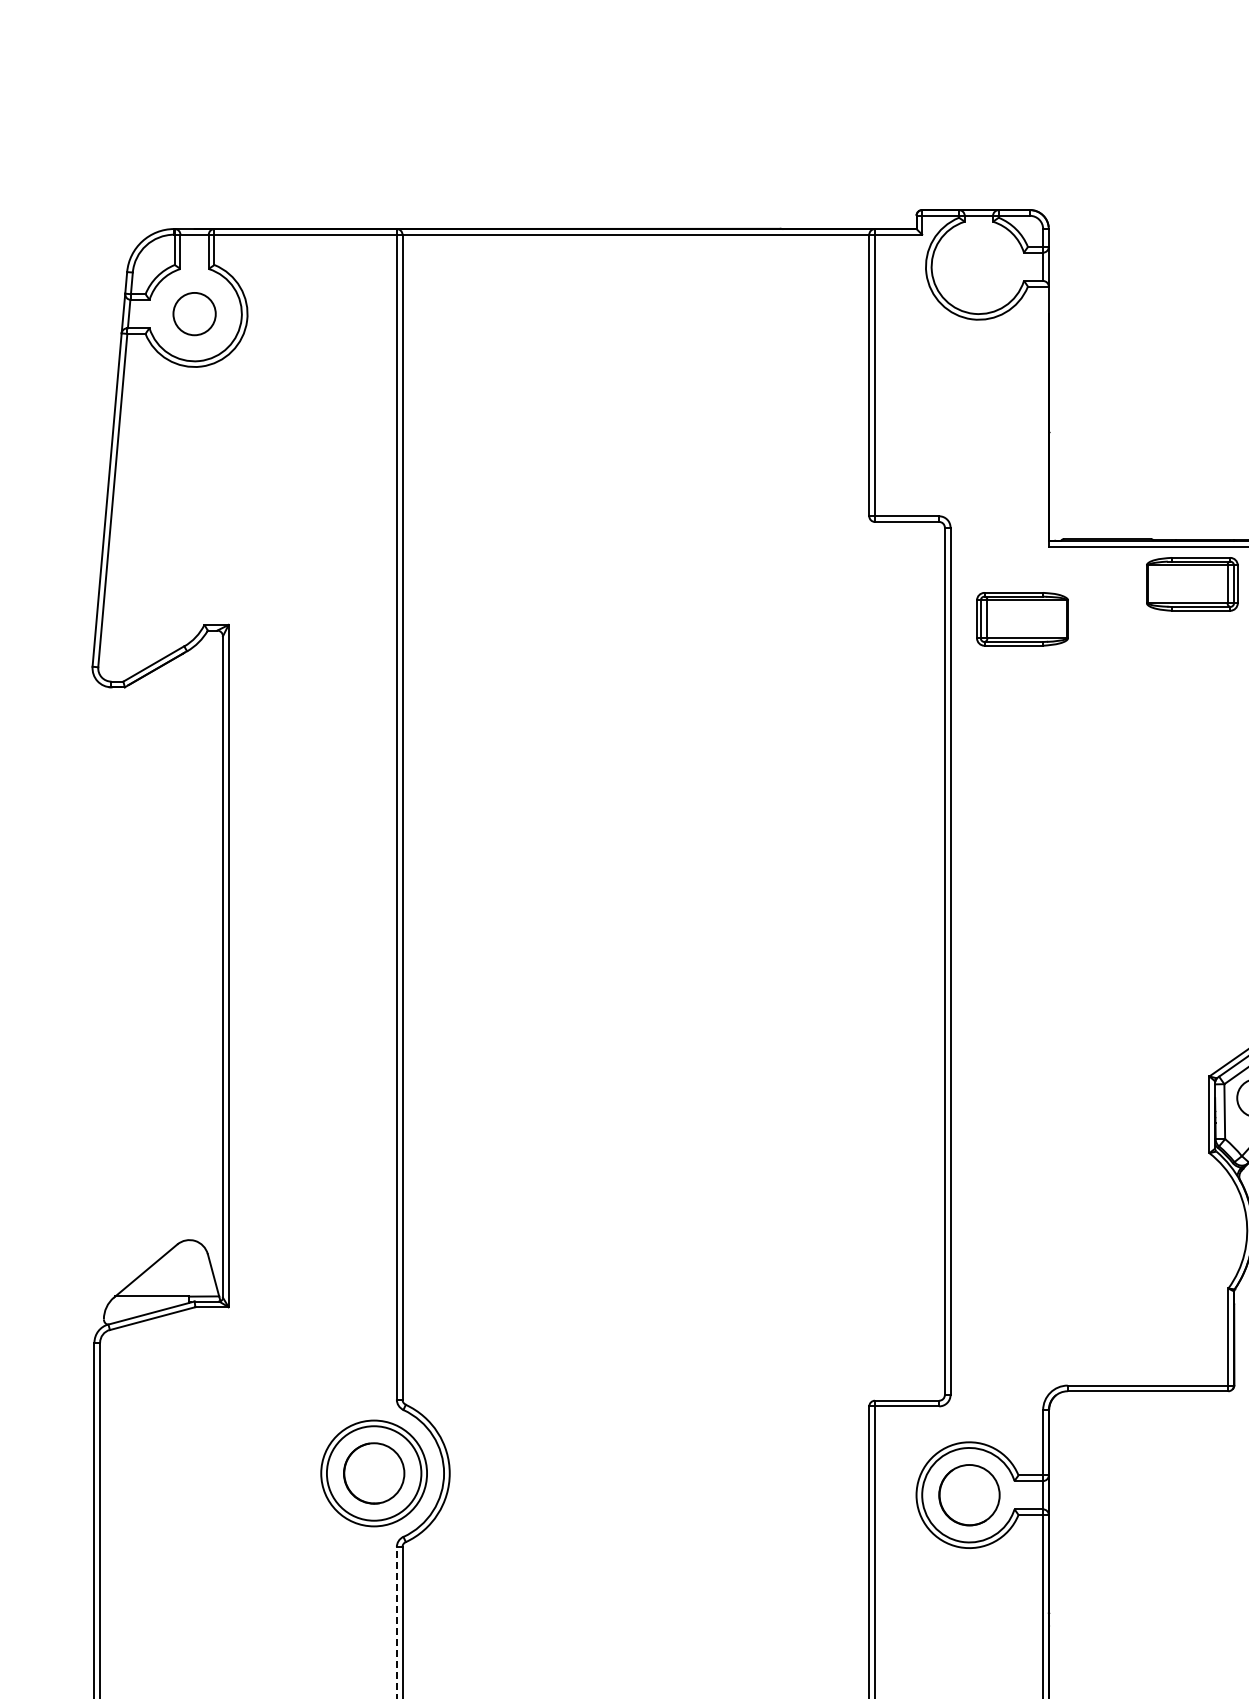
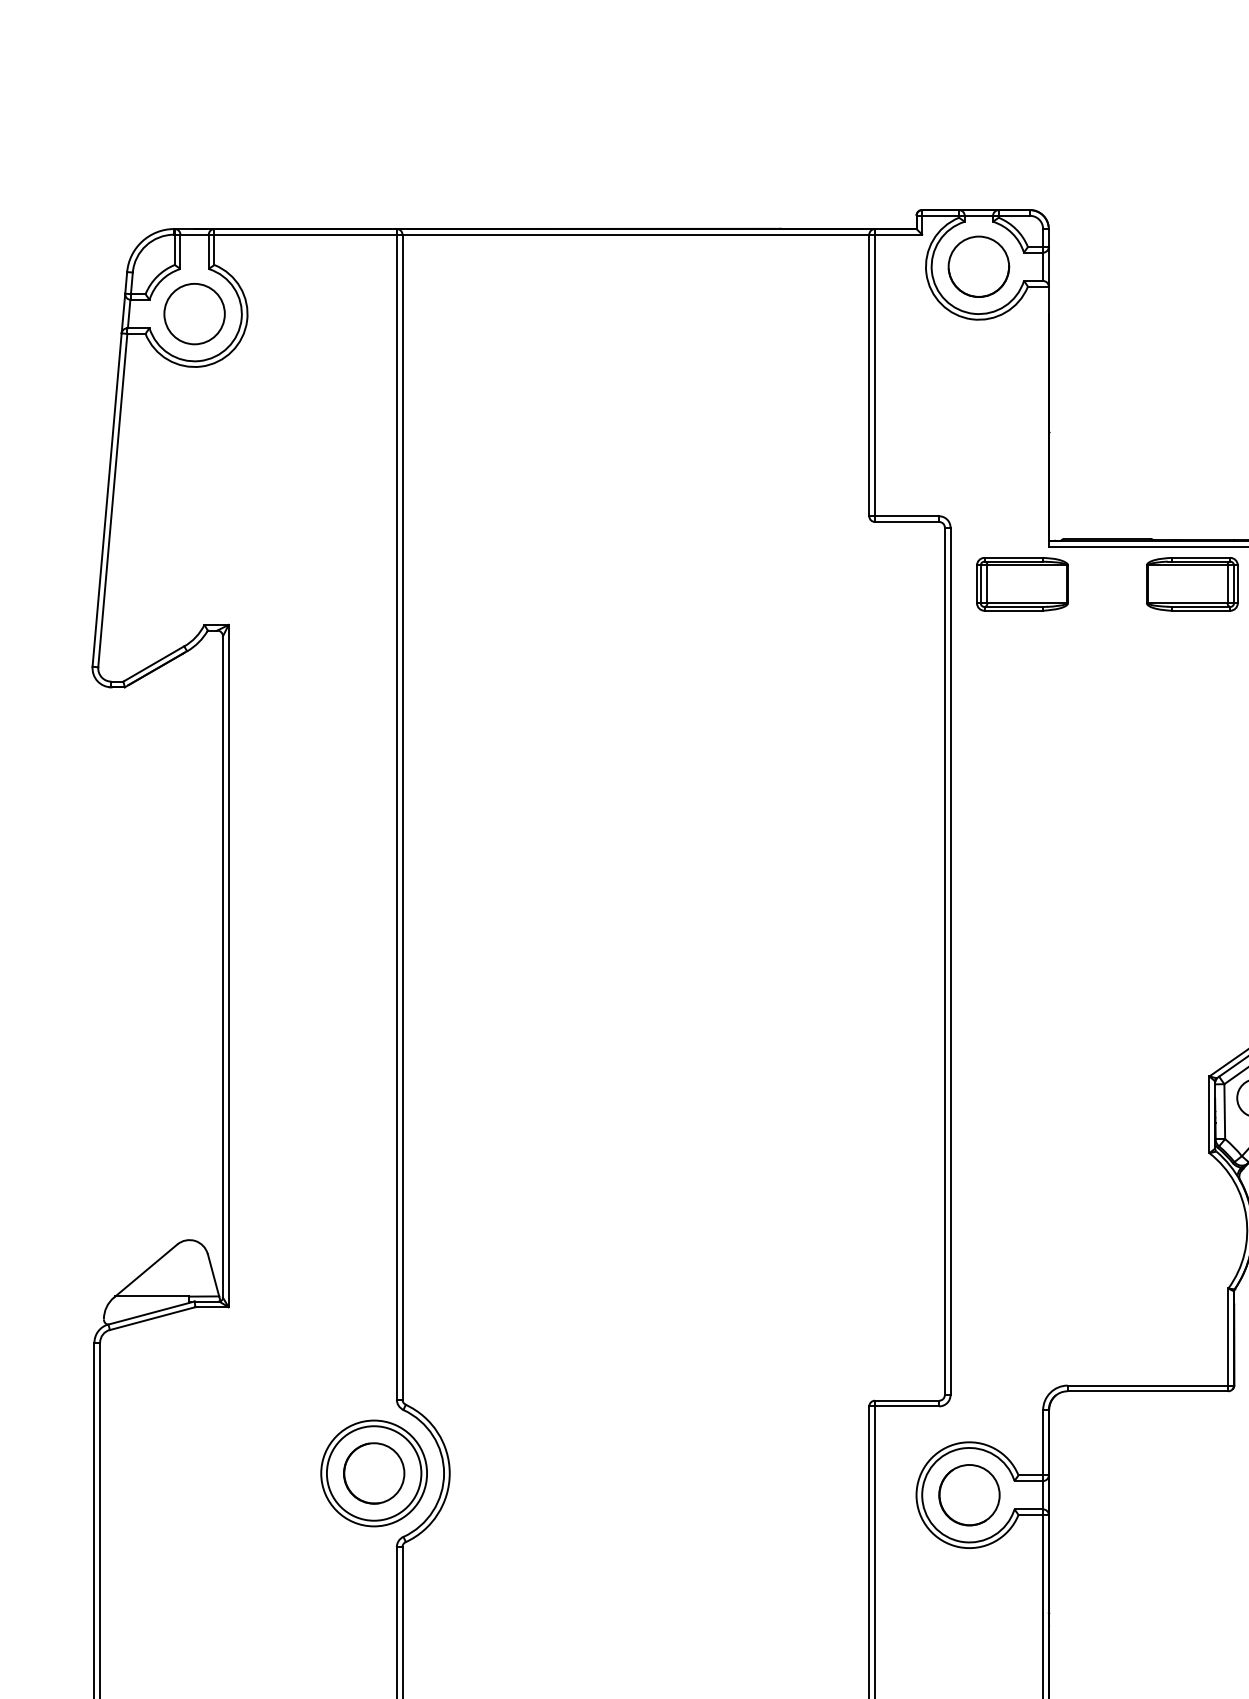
part: none -> present (978, 266)
circle diameter: 42 px -> 60 px (194, 313)
part position: (1022, 619) -> (1022, 584) (1022, 584)
line: dashed -> solid (396, 1623)
